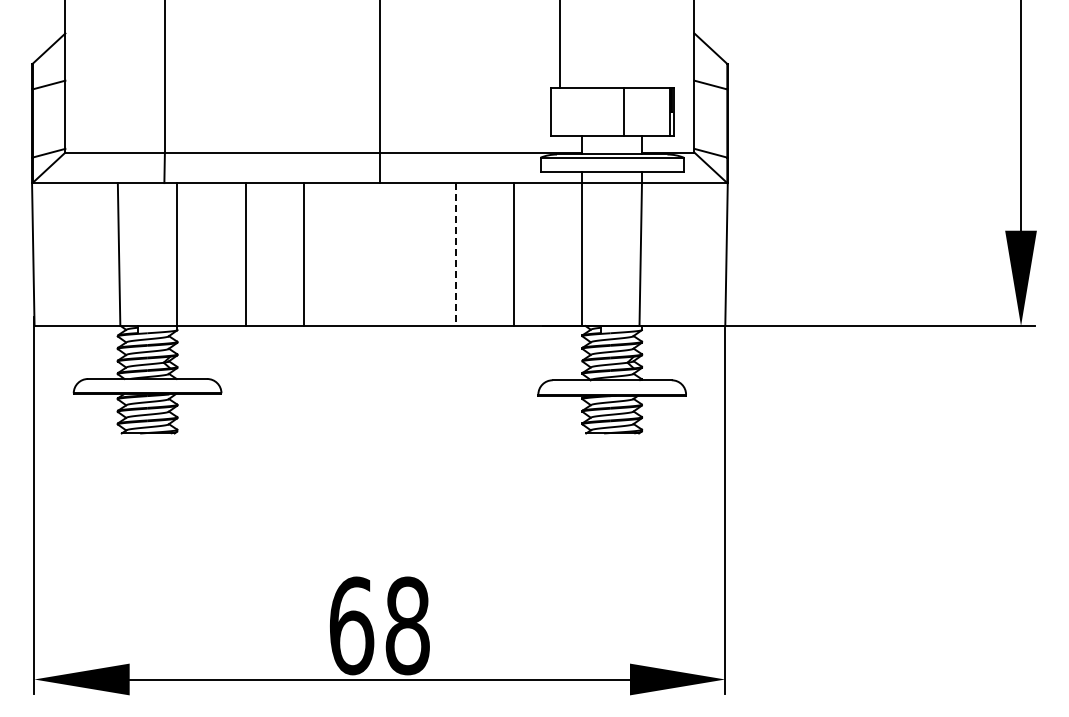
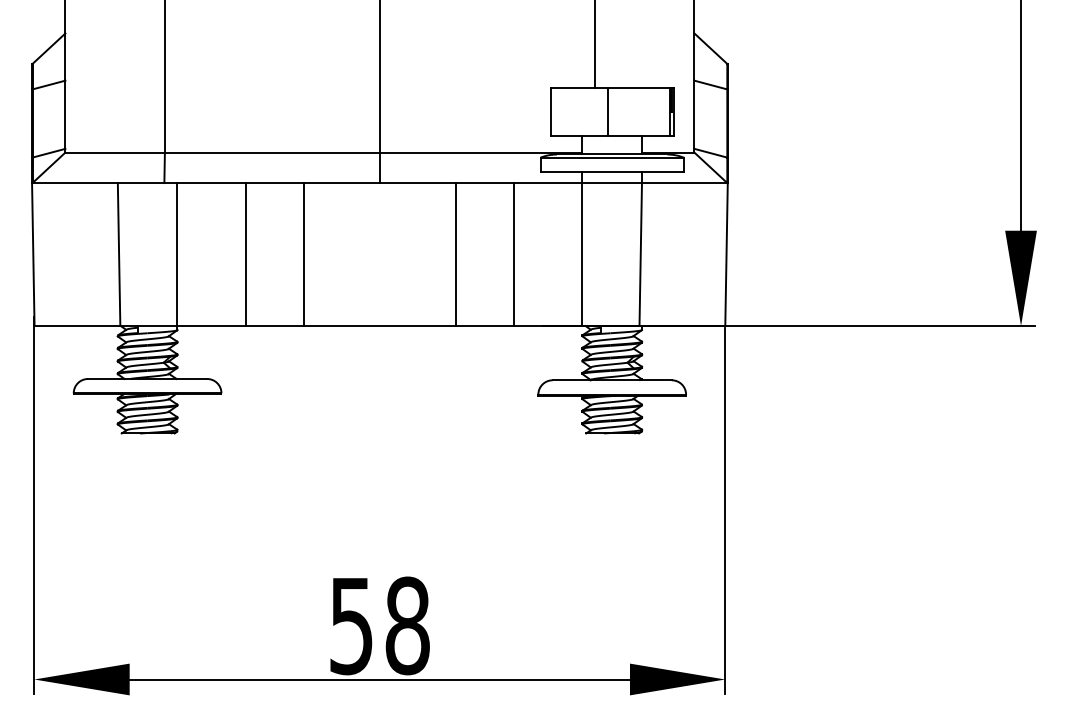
line position: (559, 44) -> (594, 44) (594, 44)
line position: (624, 111) -> (608, 111) (608, 111)
line: dashed -> solid (455, 255)
text: 68 -> 58 (352, 625)
